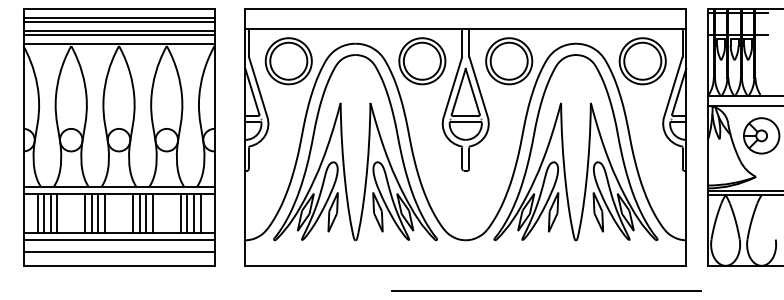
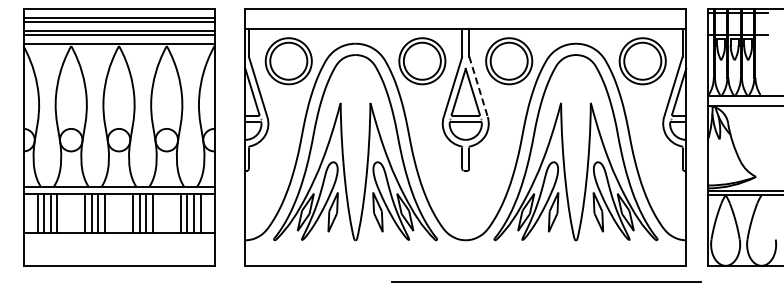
line: solid -> dashed (478, 86)
part: present -> none (761, 135)
line: present -> none (118, 239)
line: present -> none (118, 251)
line position: (546, 290) -> (546, 281) (546, 281)
